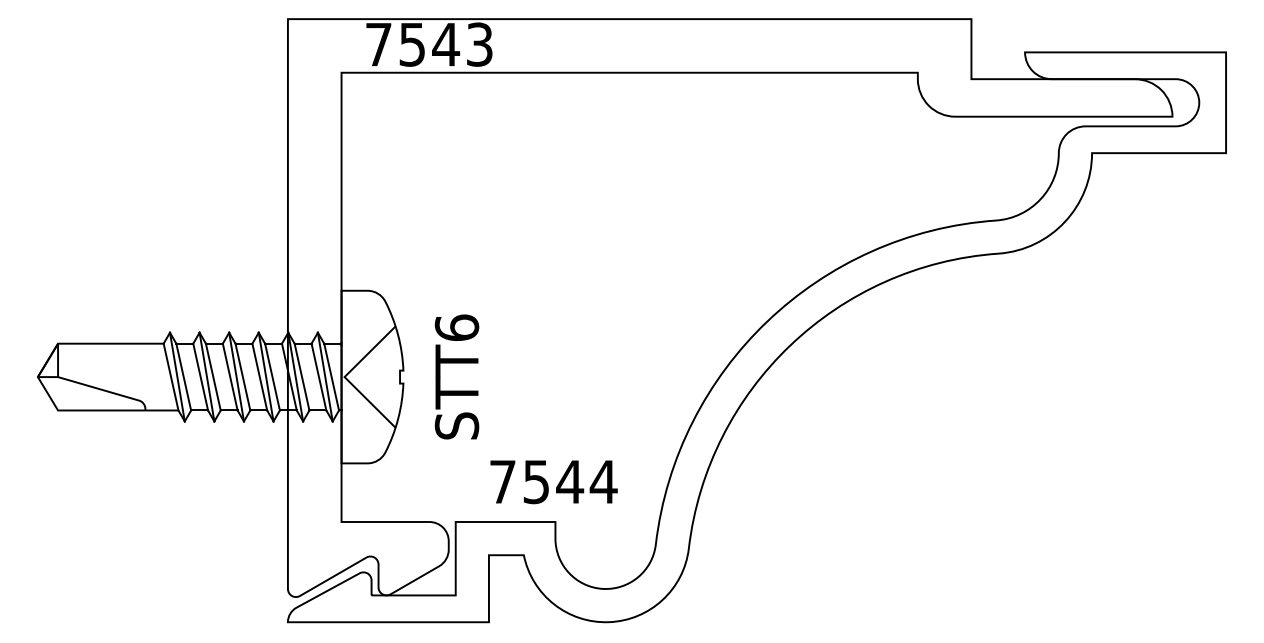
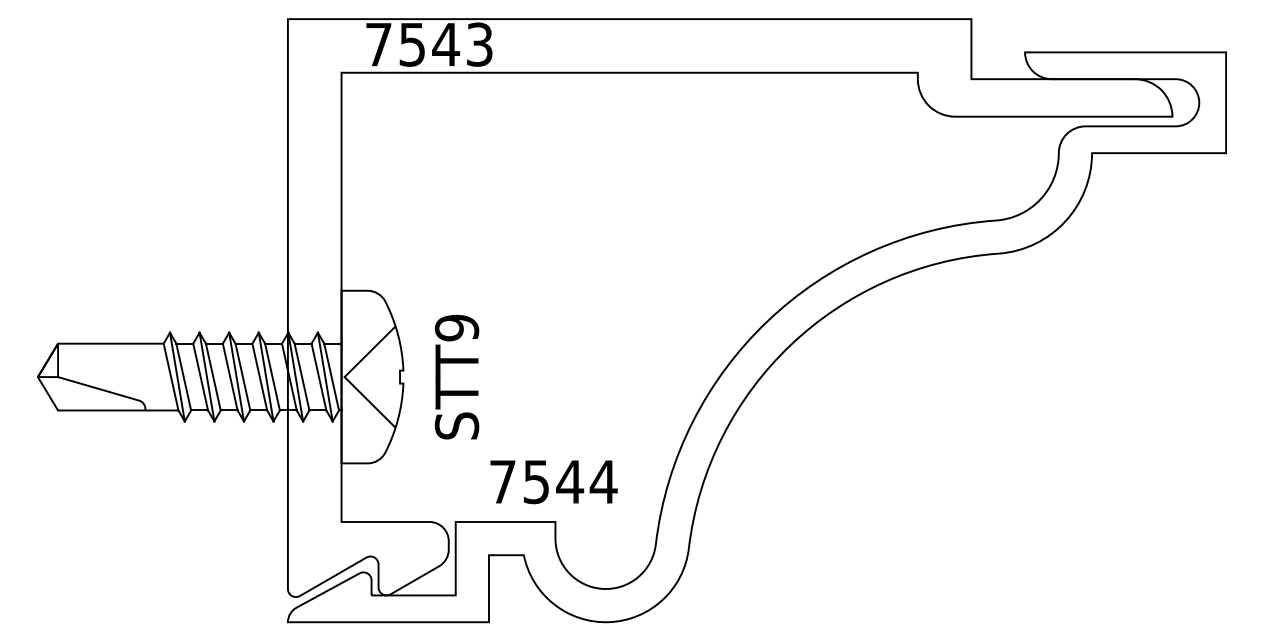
text: STT6 -> STT9 (456, 327)
